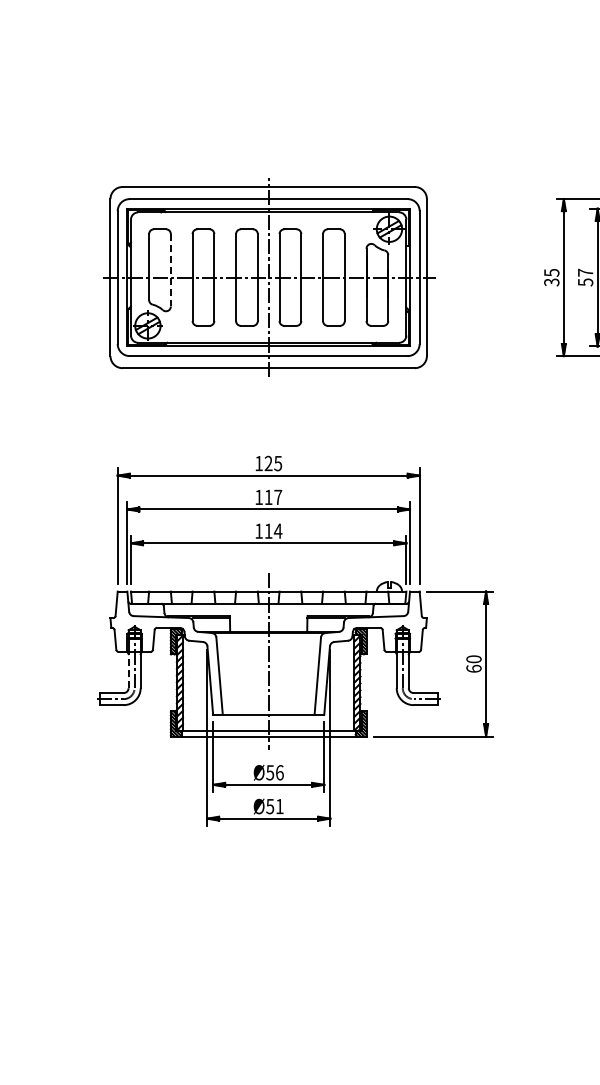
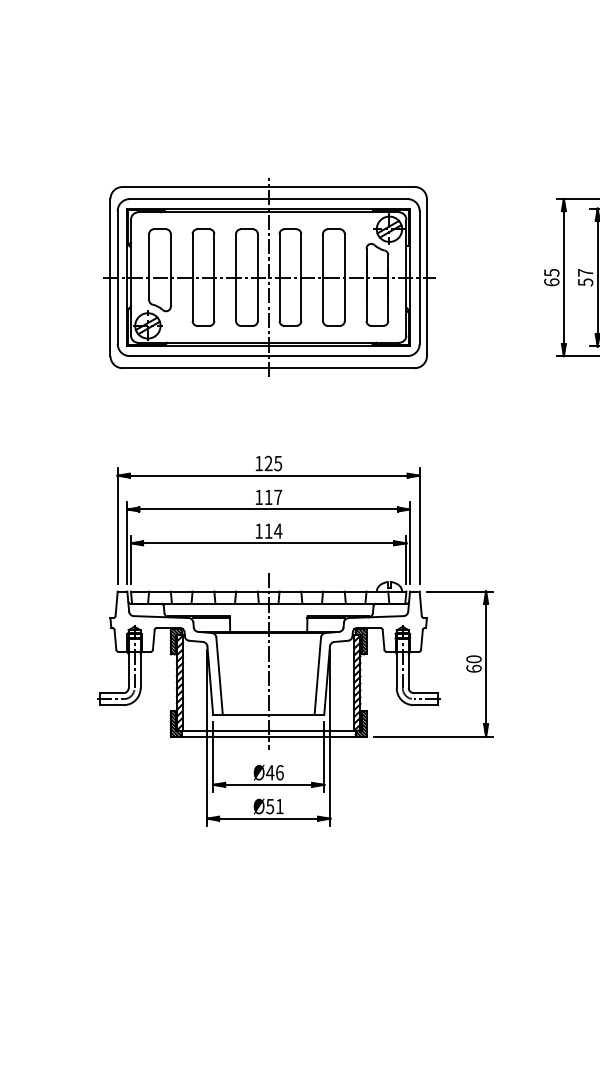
line: dashed -> solid (170, 270)
text: 35 -> 65 (551, 282)
line: dashed -> solid (128, 669)
text: Ø56 -> Ø46 (269, 772)
